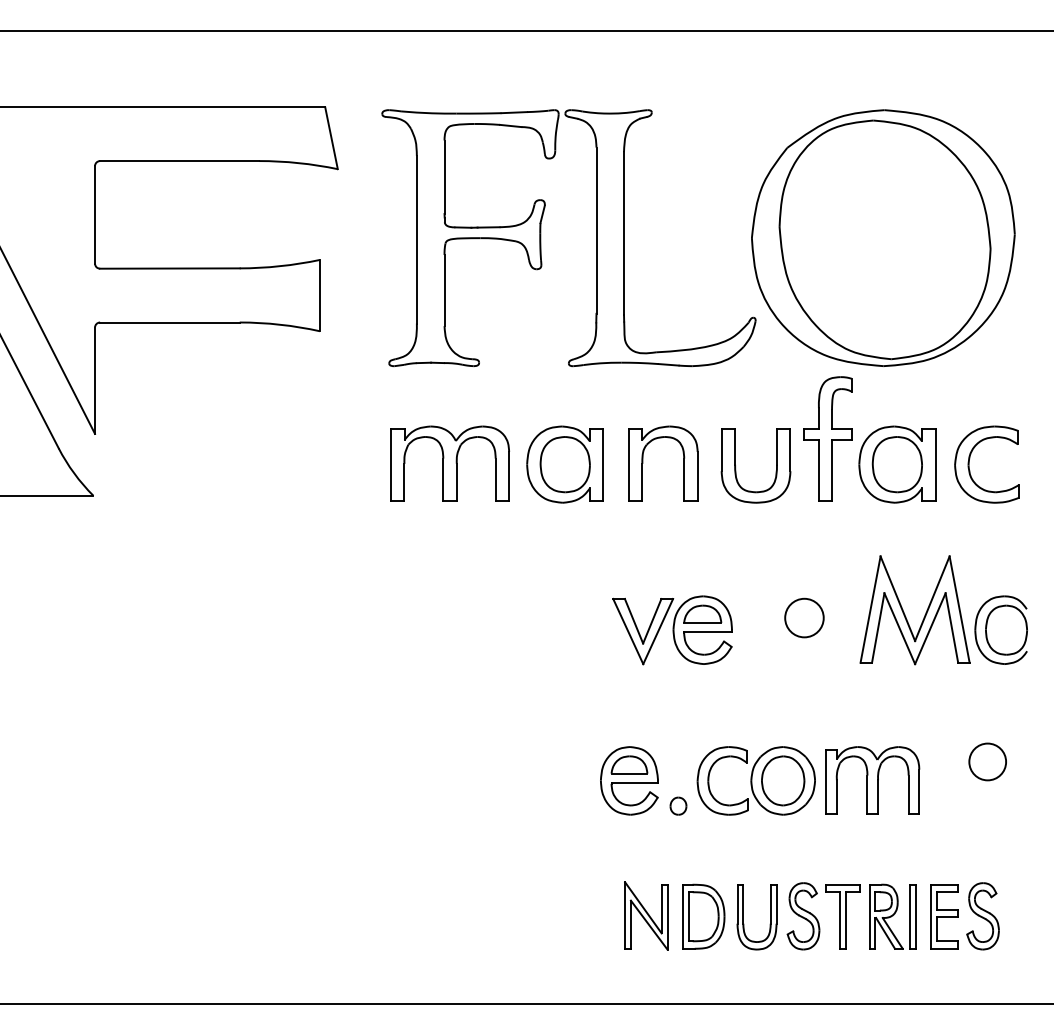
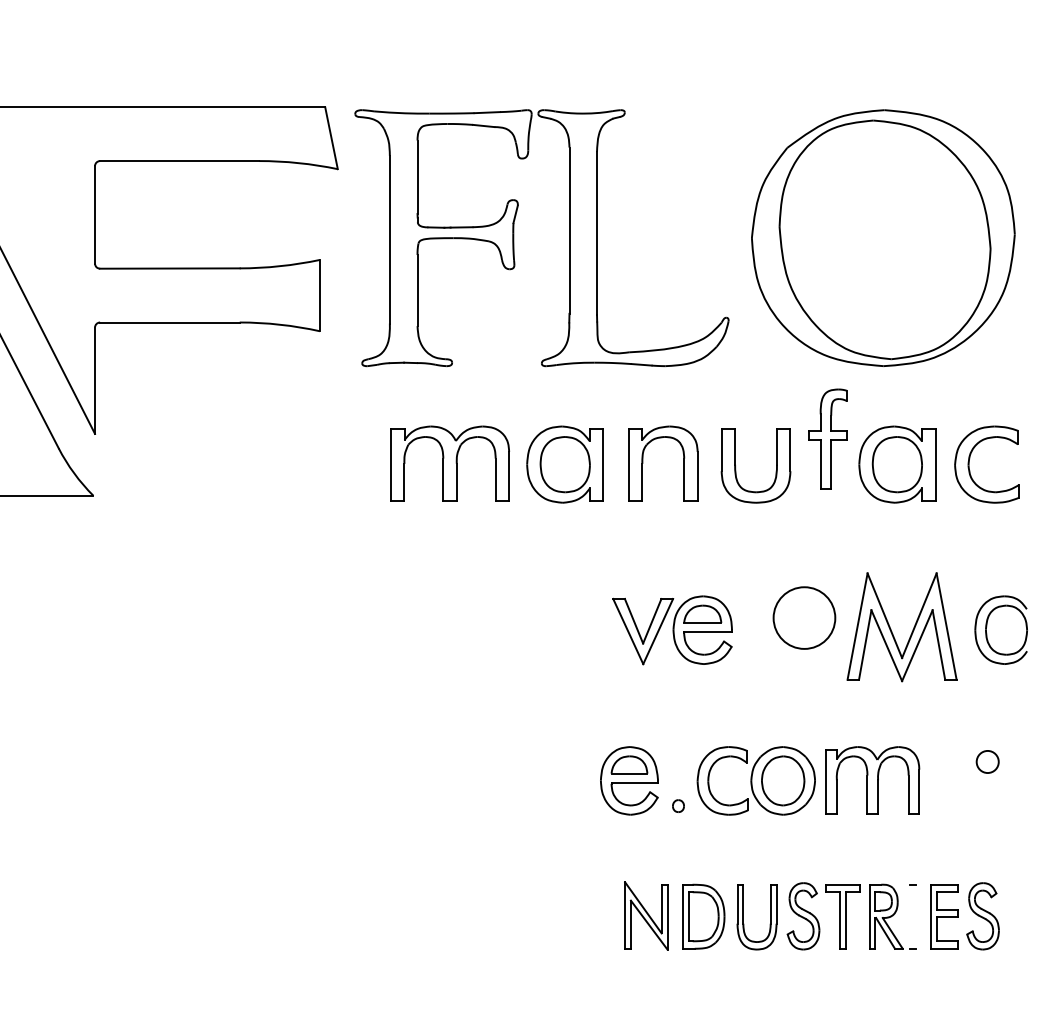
line: present -> none (526, 31)
part position: (541, 238) -> (514, 238) (514, 238)
part size: 50x126 px -> 40x102 px (827, 438)
part position: (905, 614) -> (892, 631) (892, 631)
circle diameter: 39 px -> 62 px (804, 617)
circle diameter: 37 px -> 22 px (987, 761)
part size: 19x20 px -> 13x14 px (678, 805)
line: present -> none (909, 916)
line: present -> none (915, 916)
line: present -> none (526, 1003)
